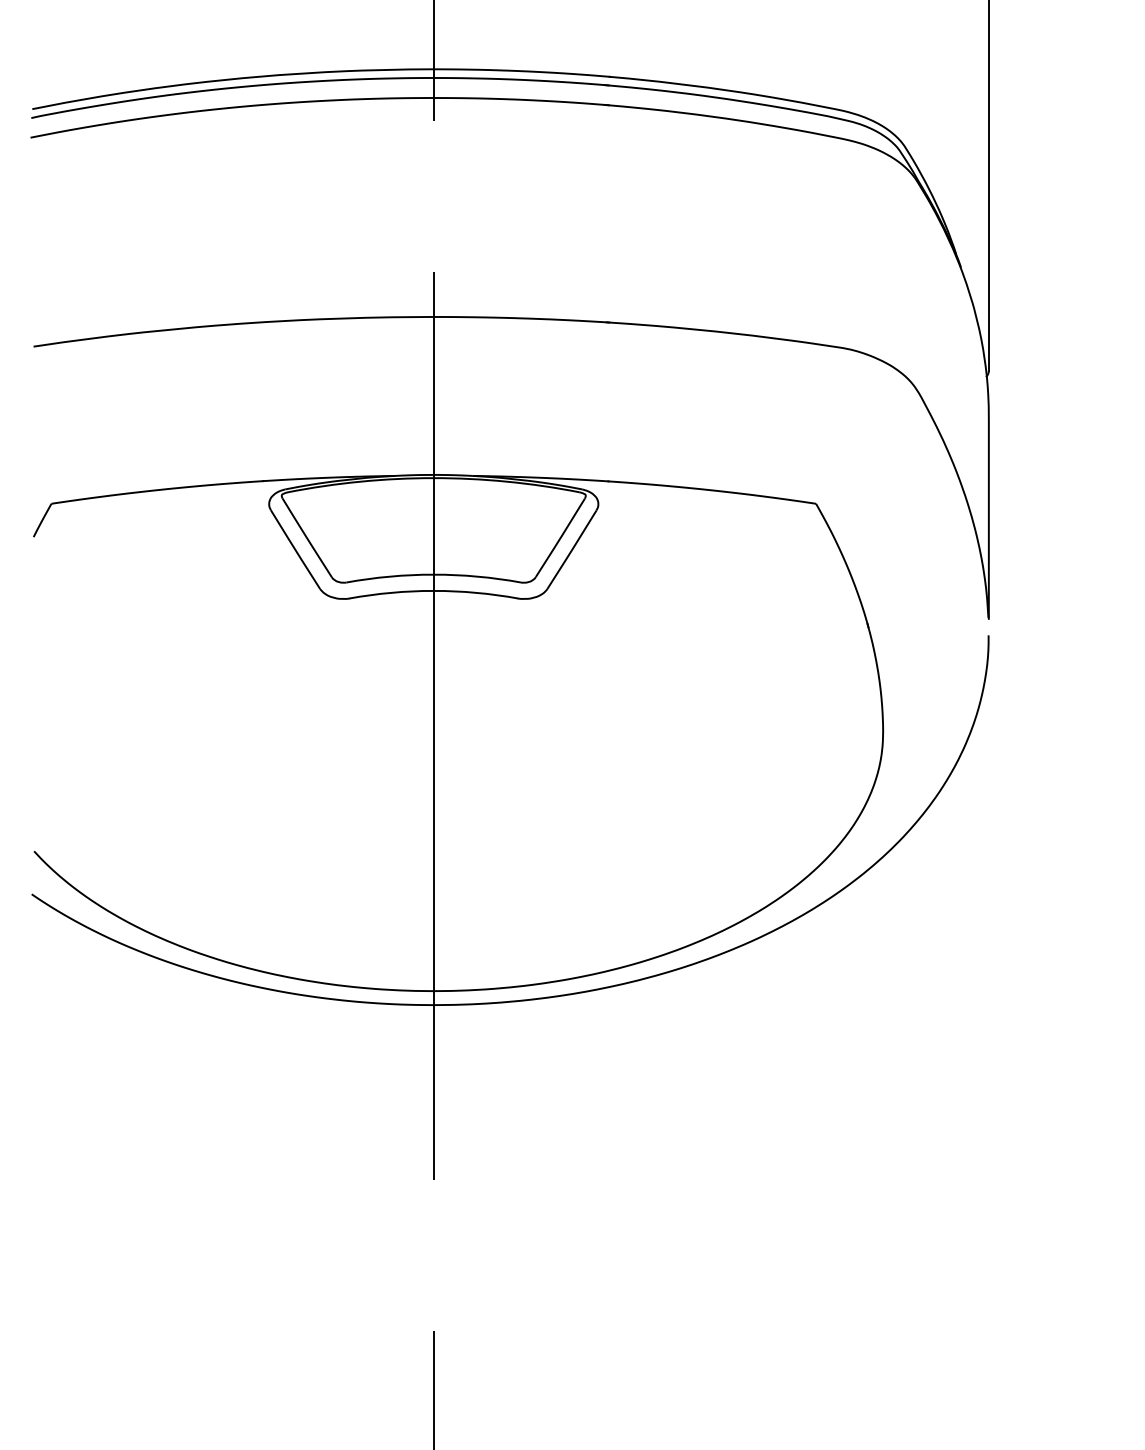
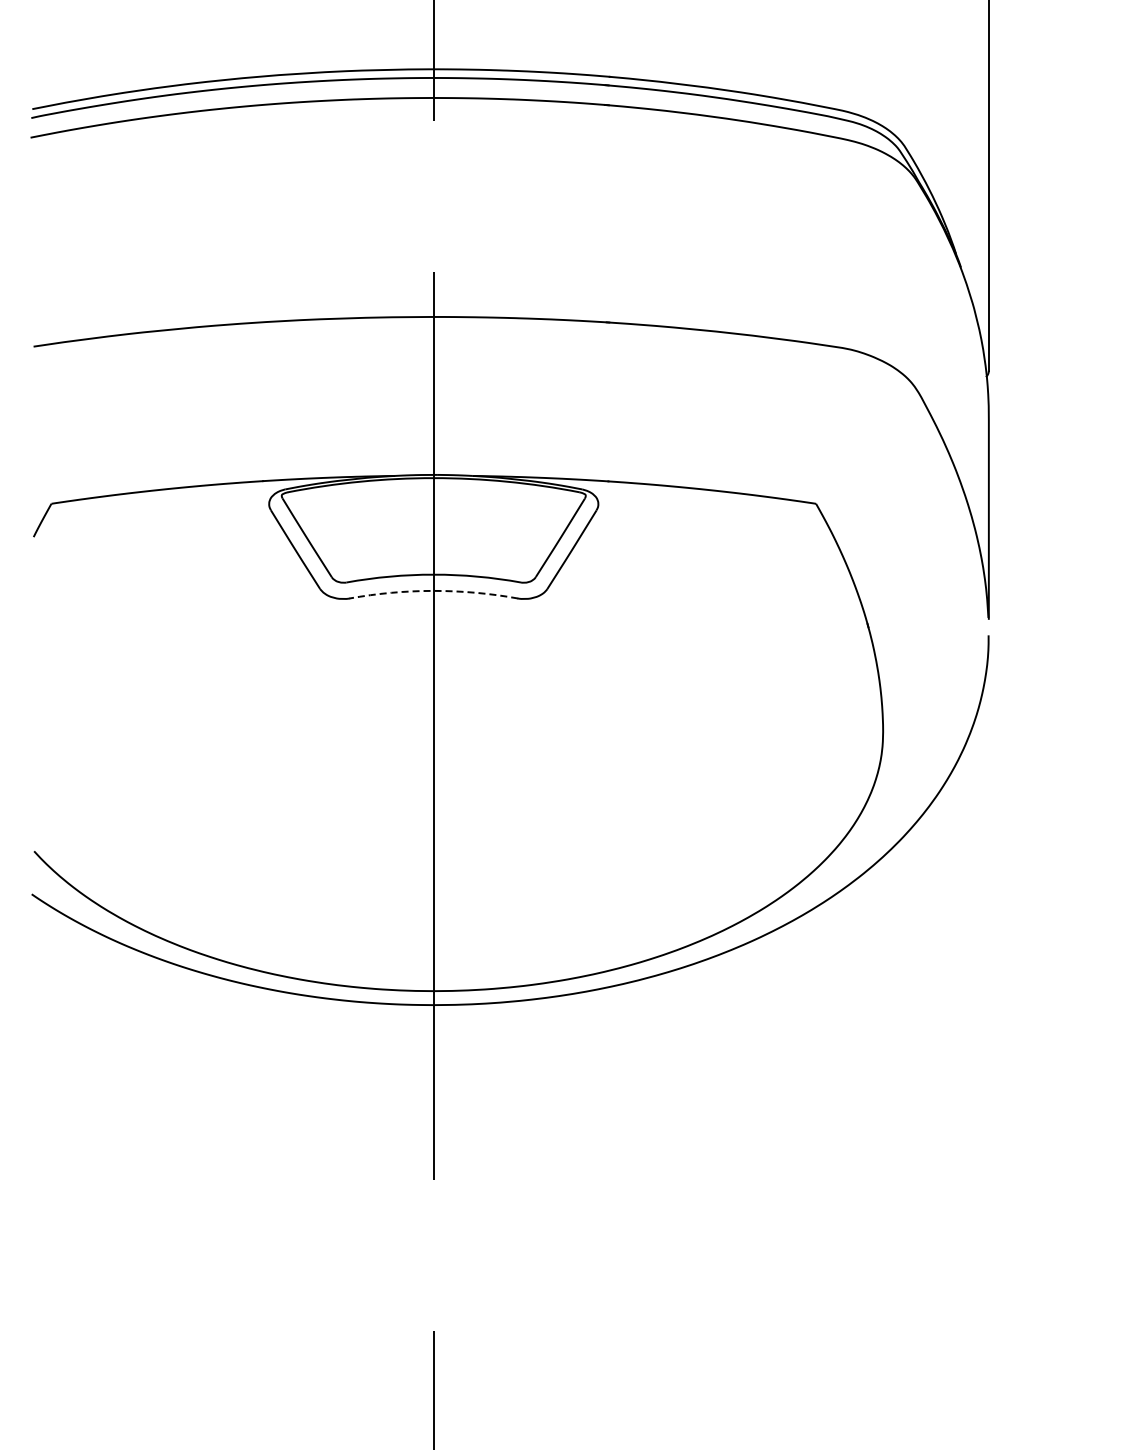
arc: solid -> dashed (433, 590)
